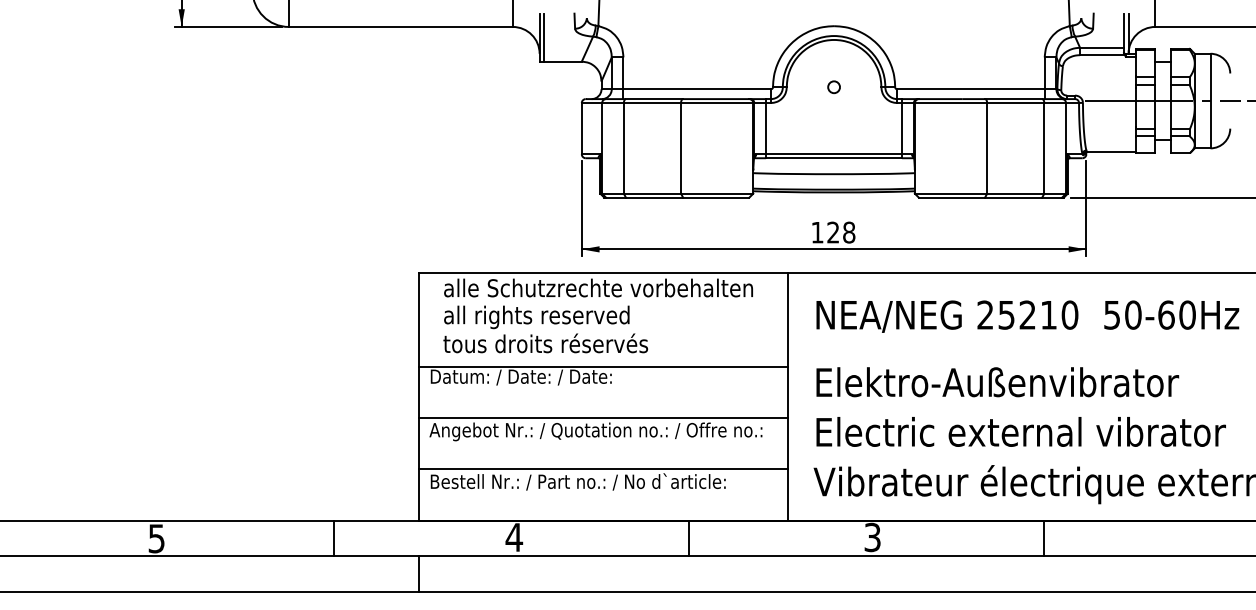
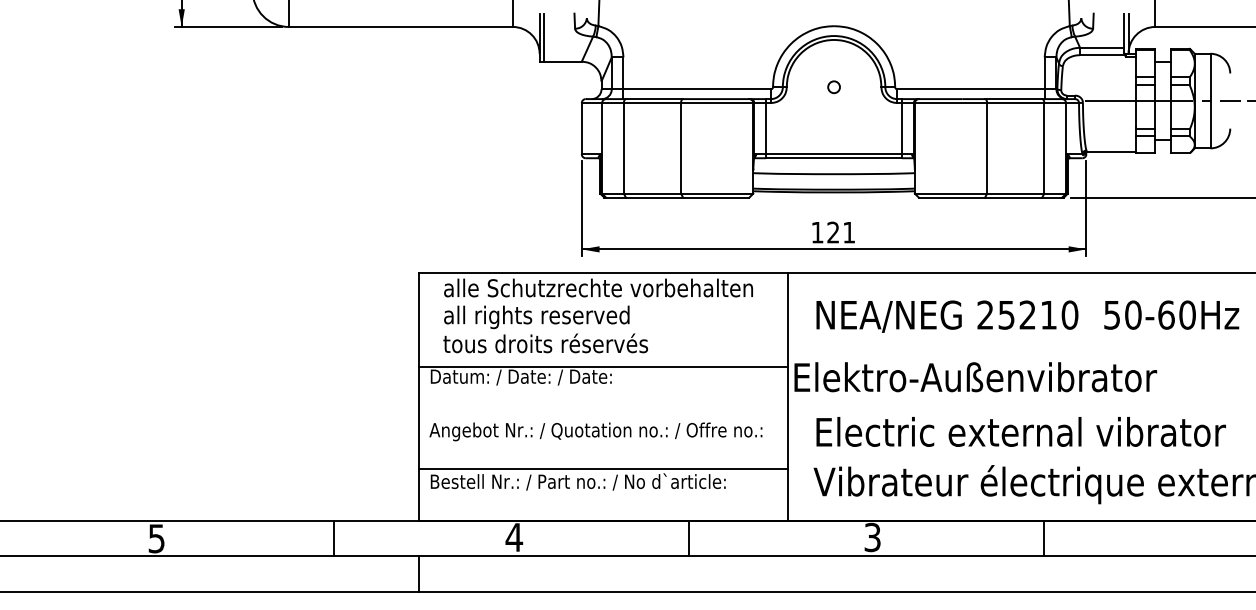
text: 128 -> 121 (849, 232)
text position: (997, 382) -> (975, 377) (975, 377)
line: present -> none (603, 418)
